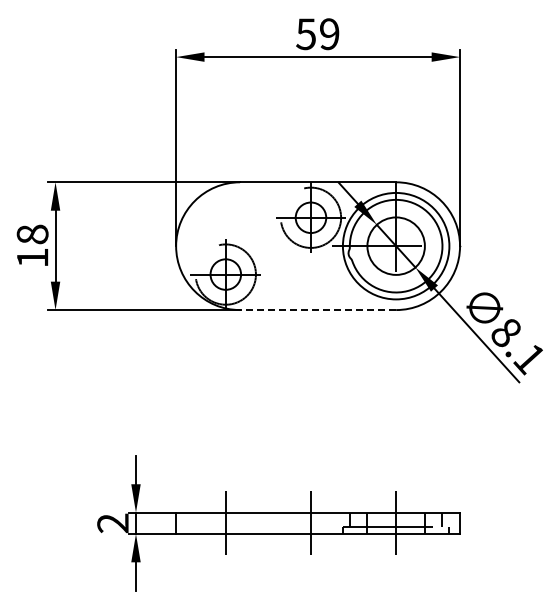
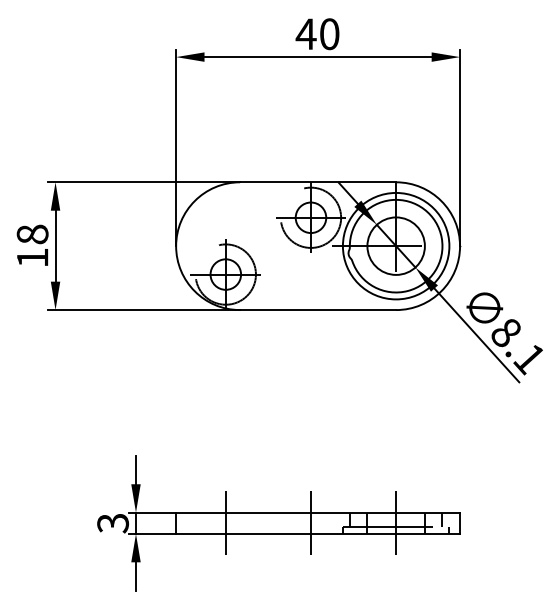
text: 59 -> 40 (317, 34)
line: dashed -> solid (317, 310)
text: 2 -> 3 (112, 523)
